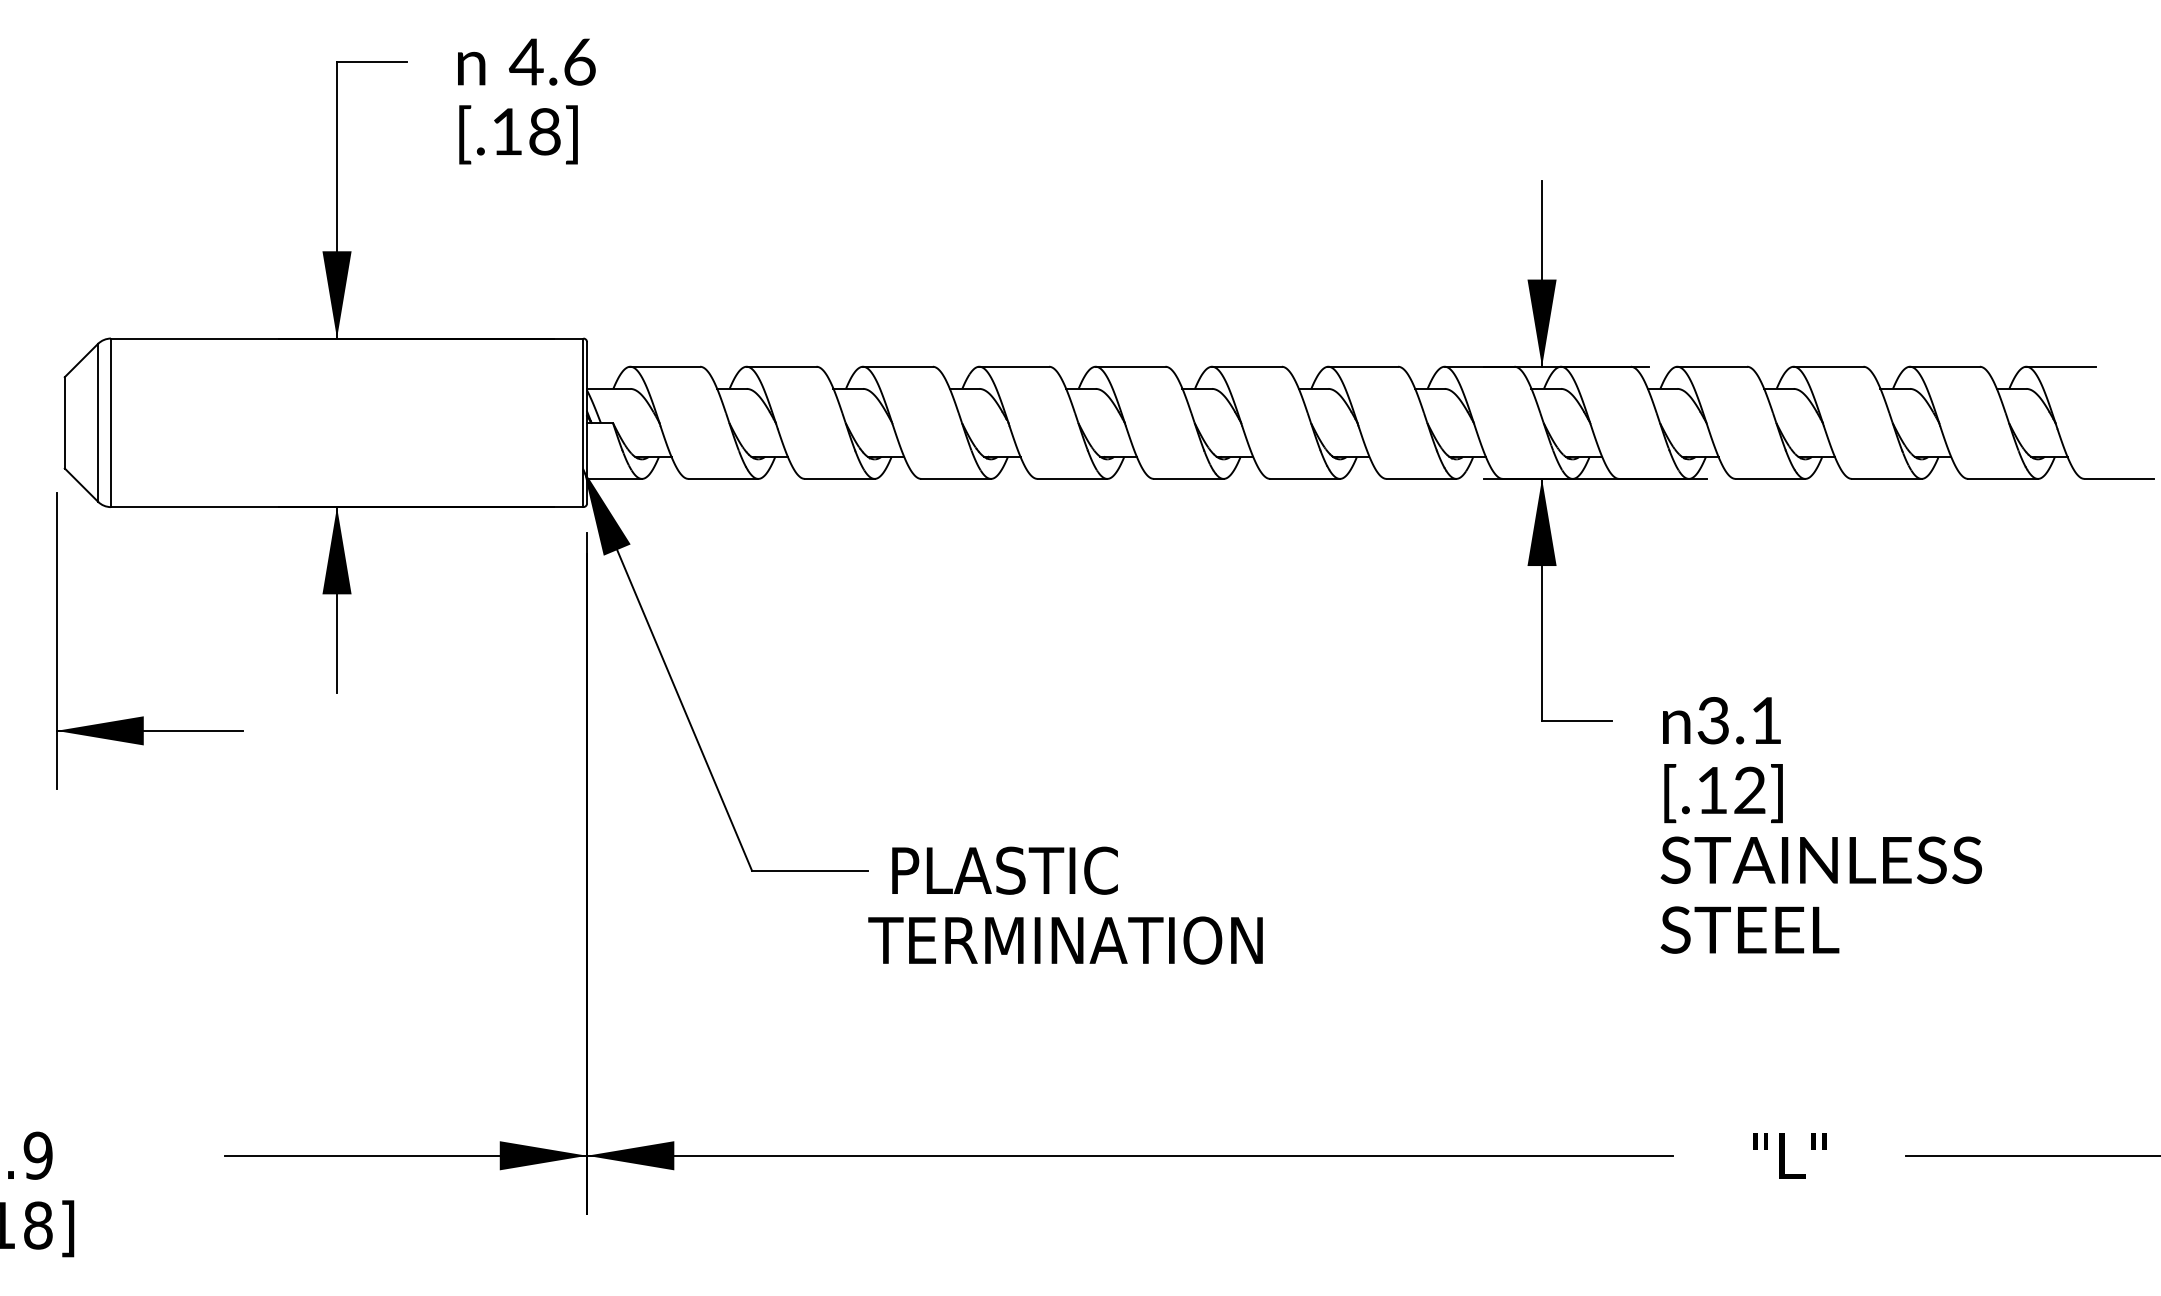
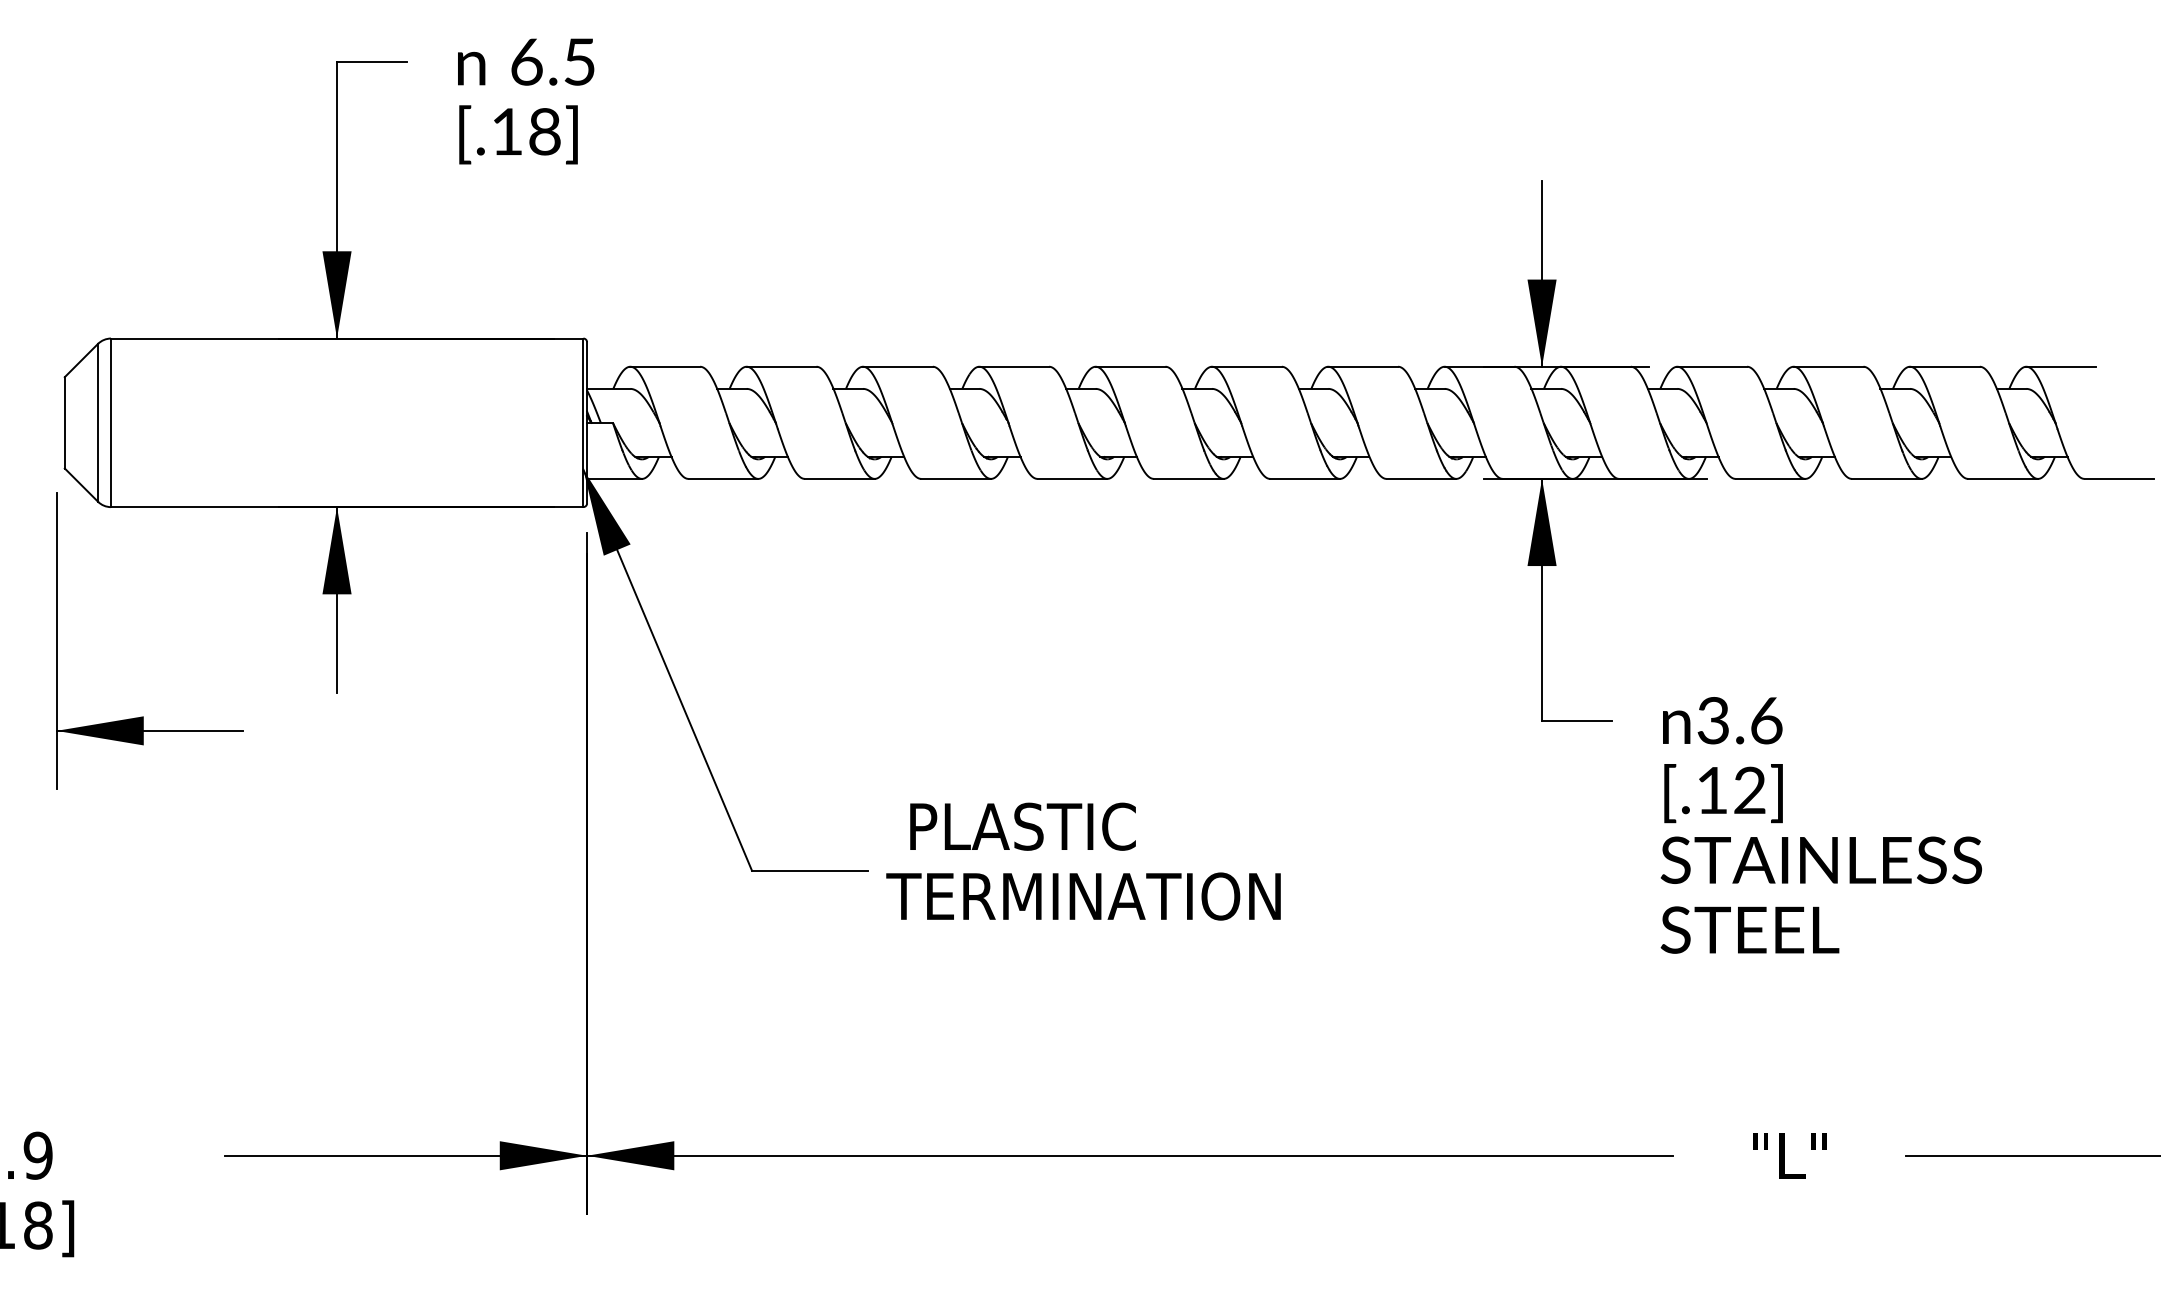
text: 4.6 -> 6.5 (552, 61)
text: 3.1 -> 3.6 (1766, 720)
text position: (1065, 905) -> (1083, 861) (1083, 861)
